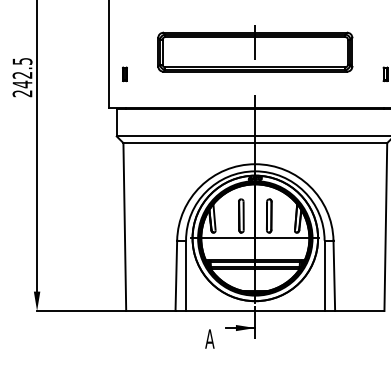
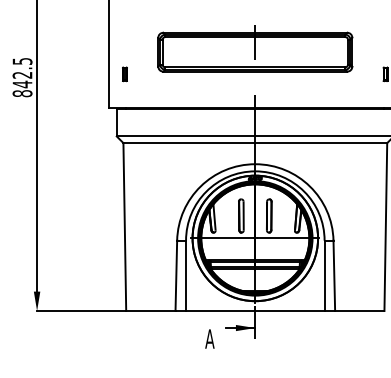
text: 242.5 -> 842.5 (22, 93)
